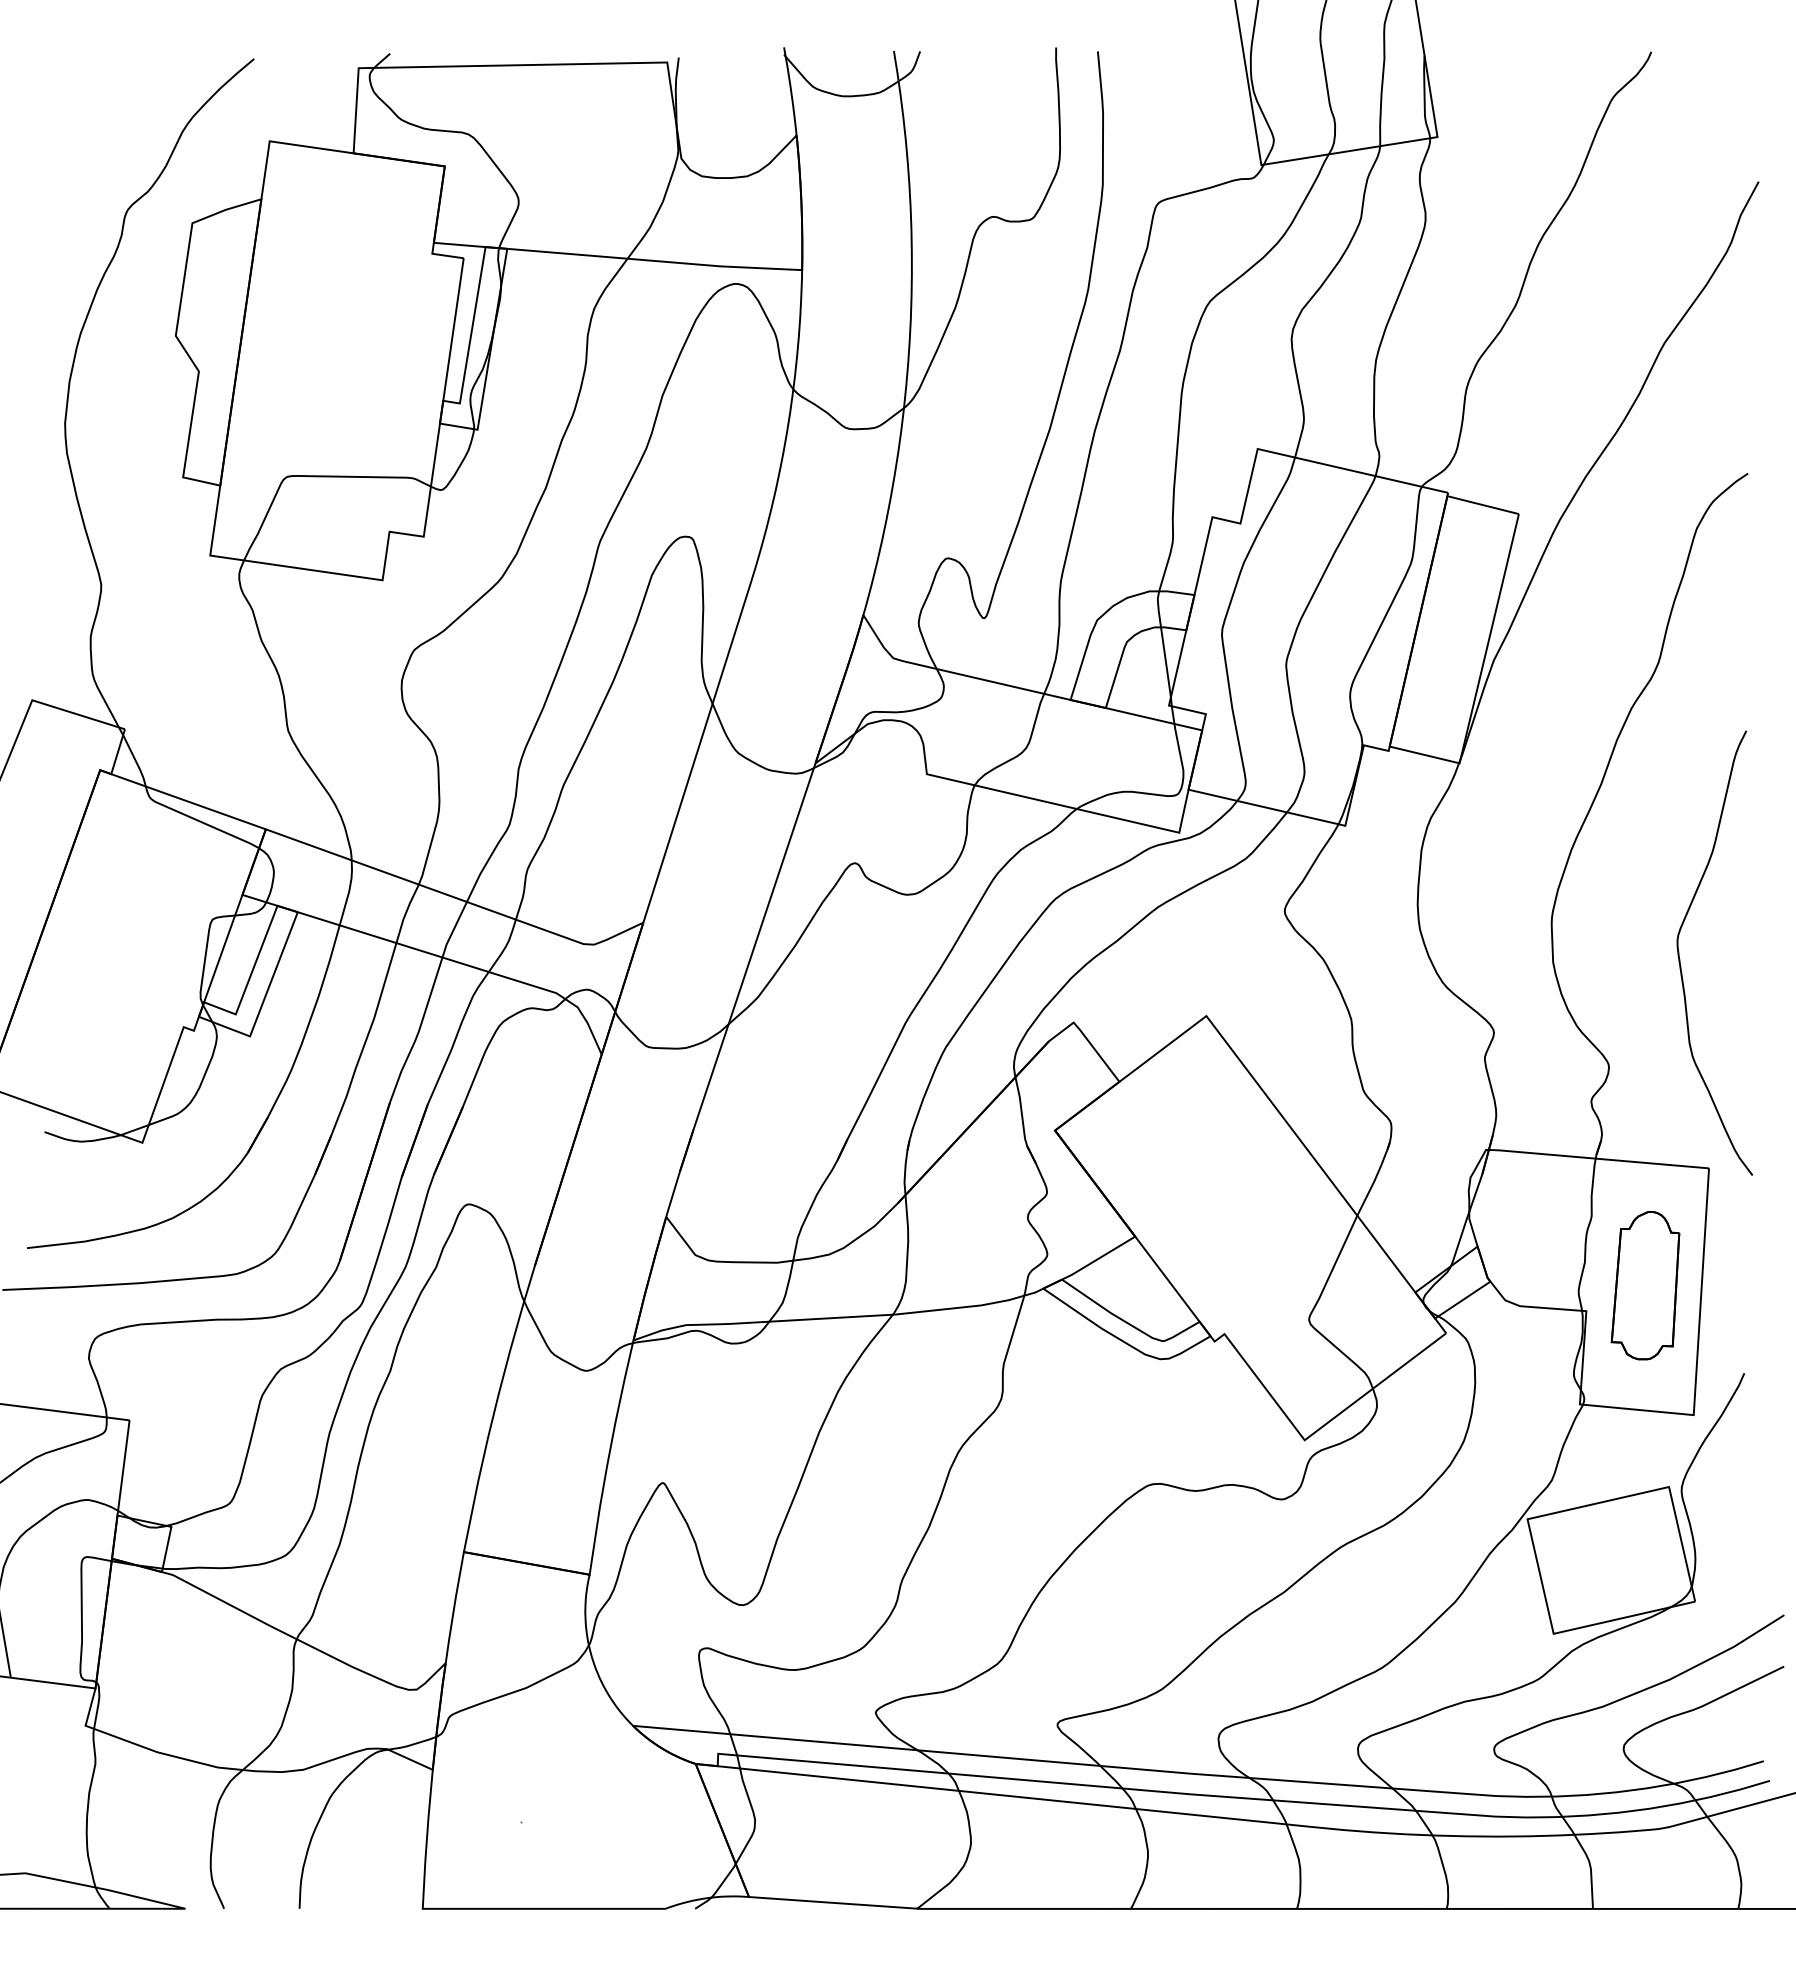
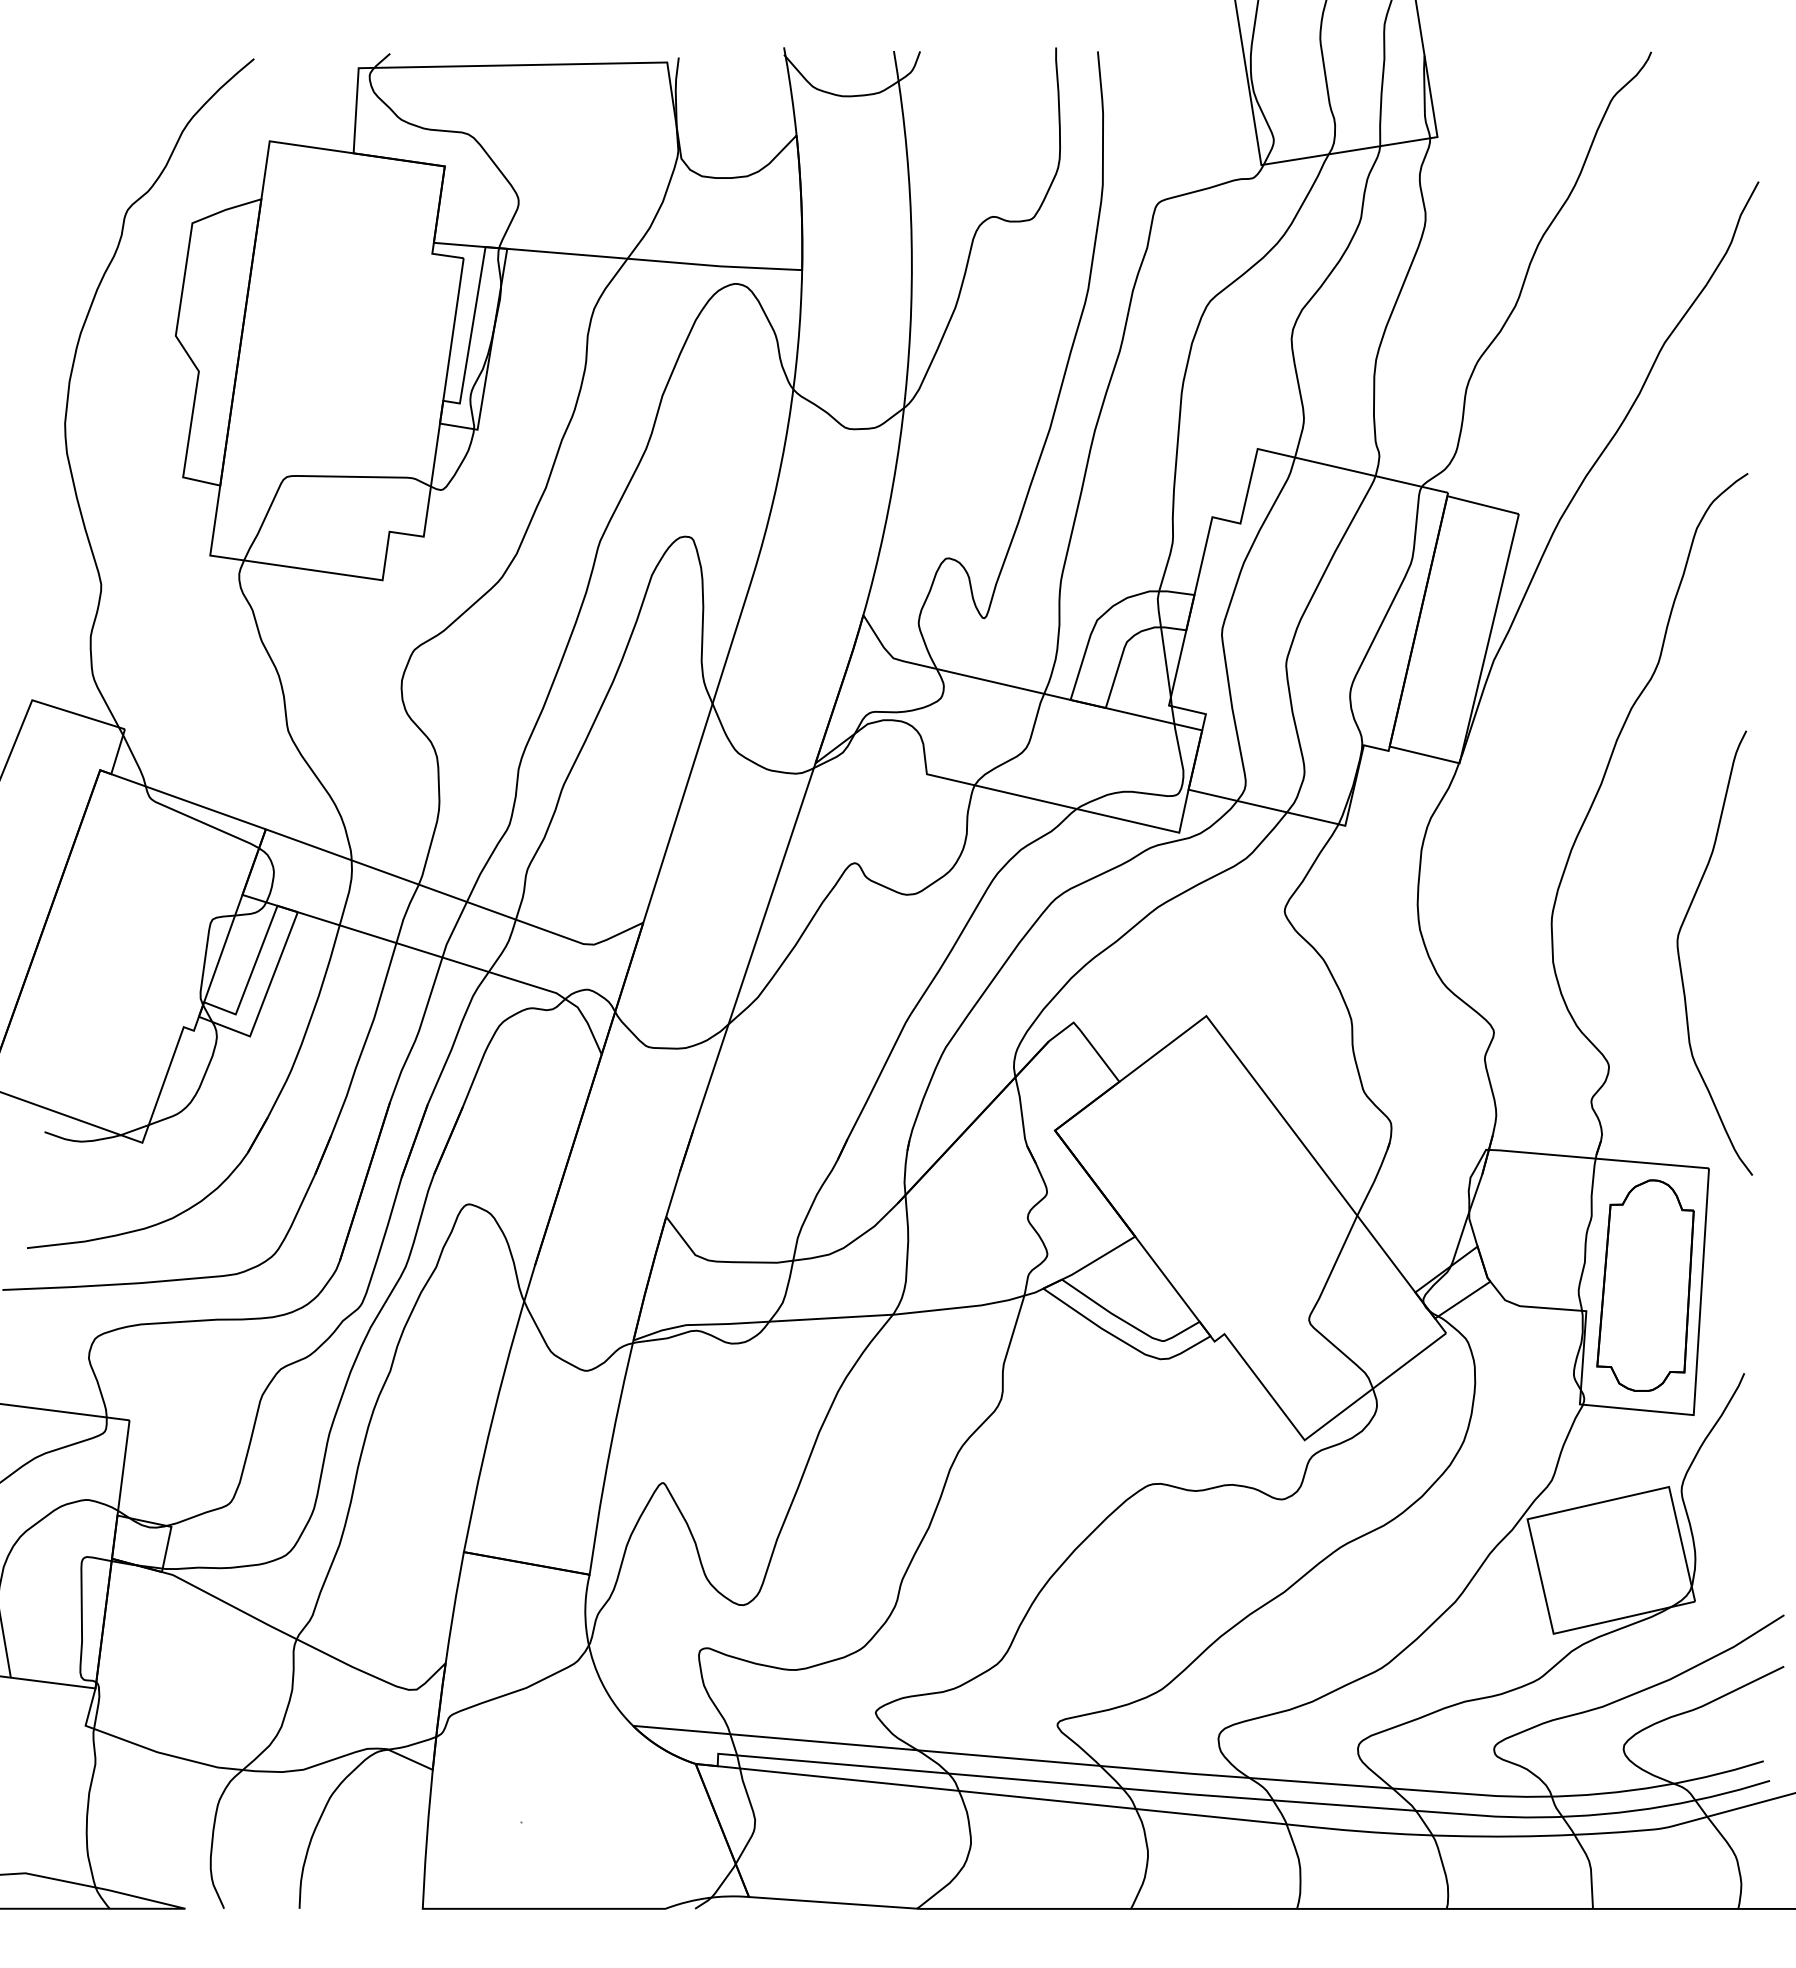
part size: 71x150 px -> 99x213 px (1645, 1285)
